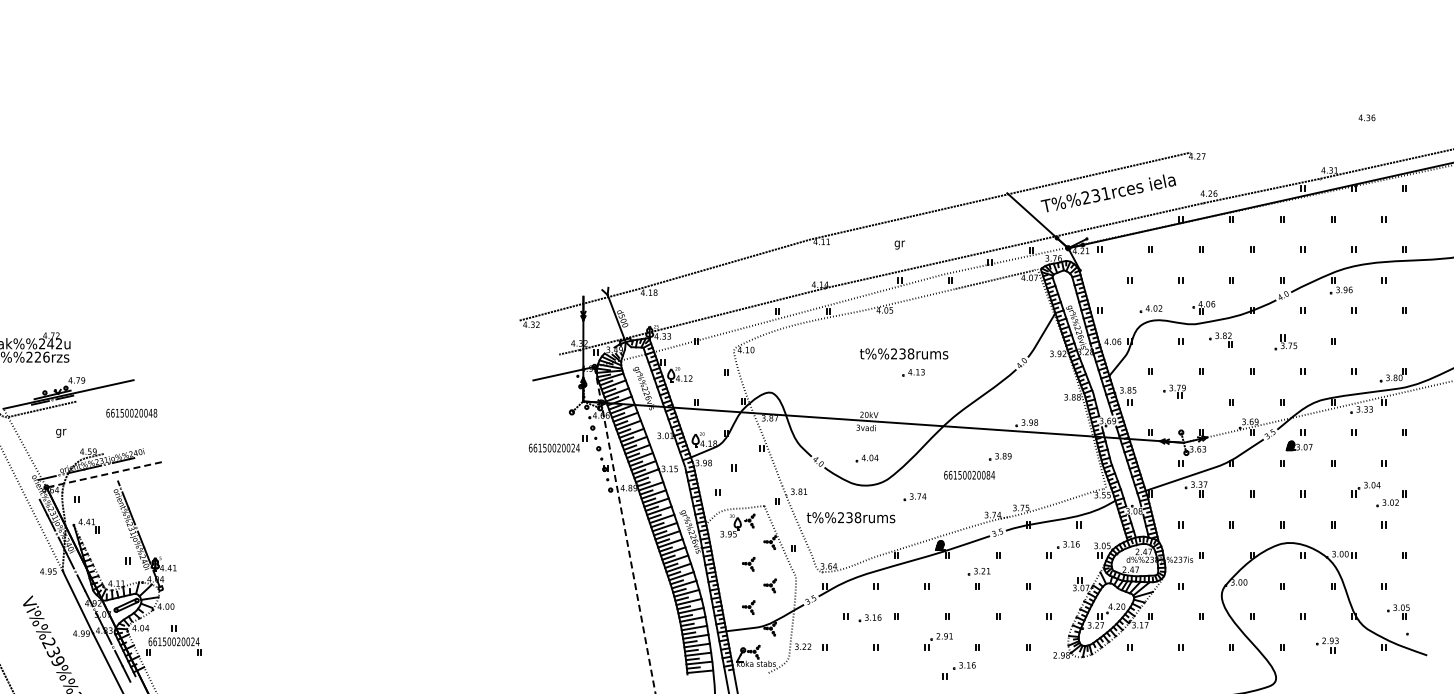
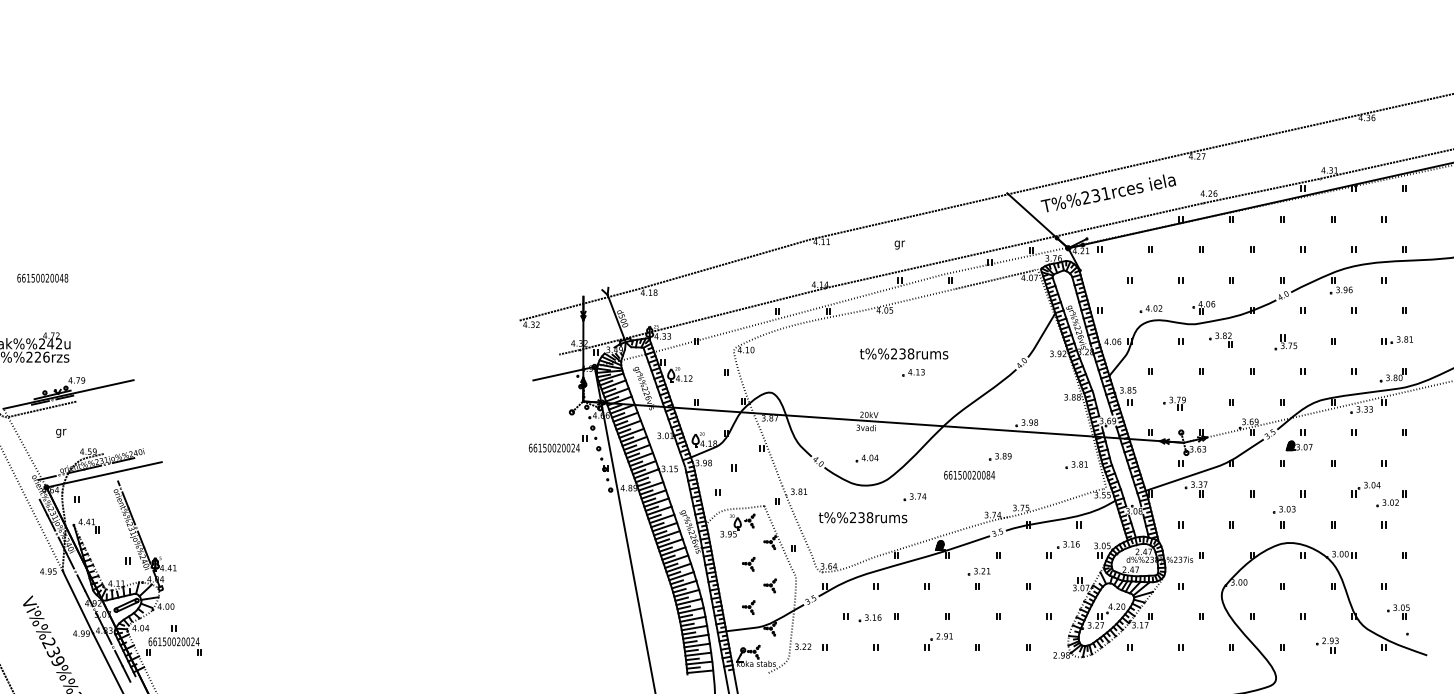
line: none -> present (1320, 123)
part: none -> present (1396, 340)
part position: (1174, 391) -> (1174, 403) (1174, 403)
text position: (131, 412) -> (42, 277) (42, 277)
part: none -> present (1076, 464)
line: dashed -> solid (103, 474)
part: none -> present (1283, 509)
text position: (850, 517) -> (862, 517) (862, 517)
line: dashed -> solid (625, 530)
part: present -> none (958, 670)
